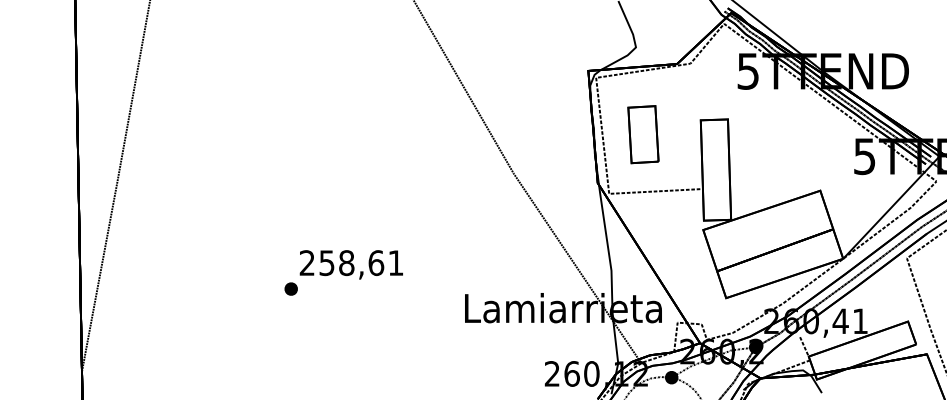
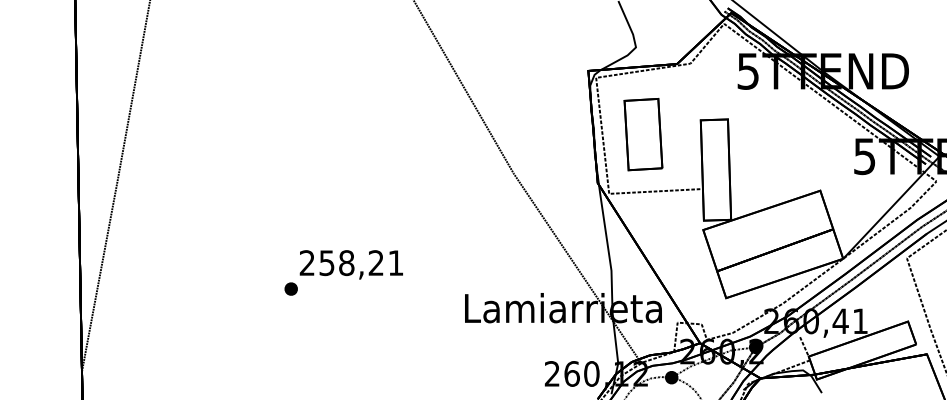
part size: 33x60 px -> 41x74 px (643, 134)
text: 258,61 -> 258,21 (376, 263)
